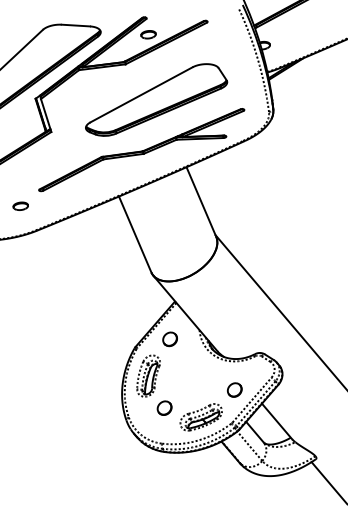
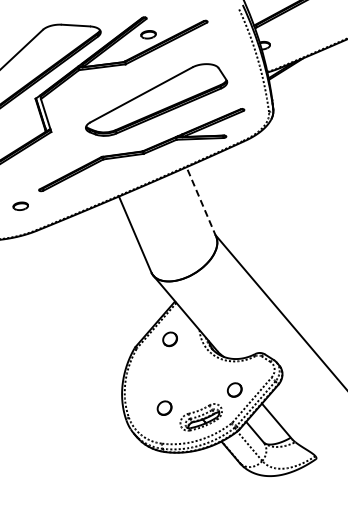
line: solid -> dashed (201, 202)
part: present -> none (148, 375)
line: present -> none (327, 481)
